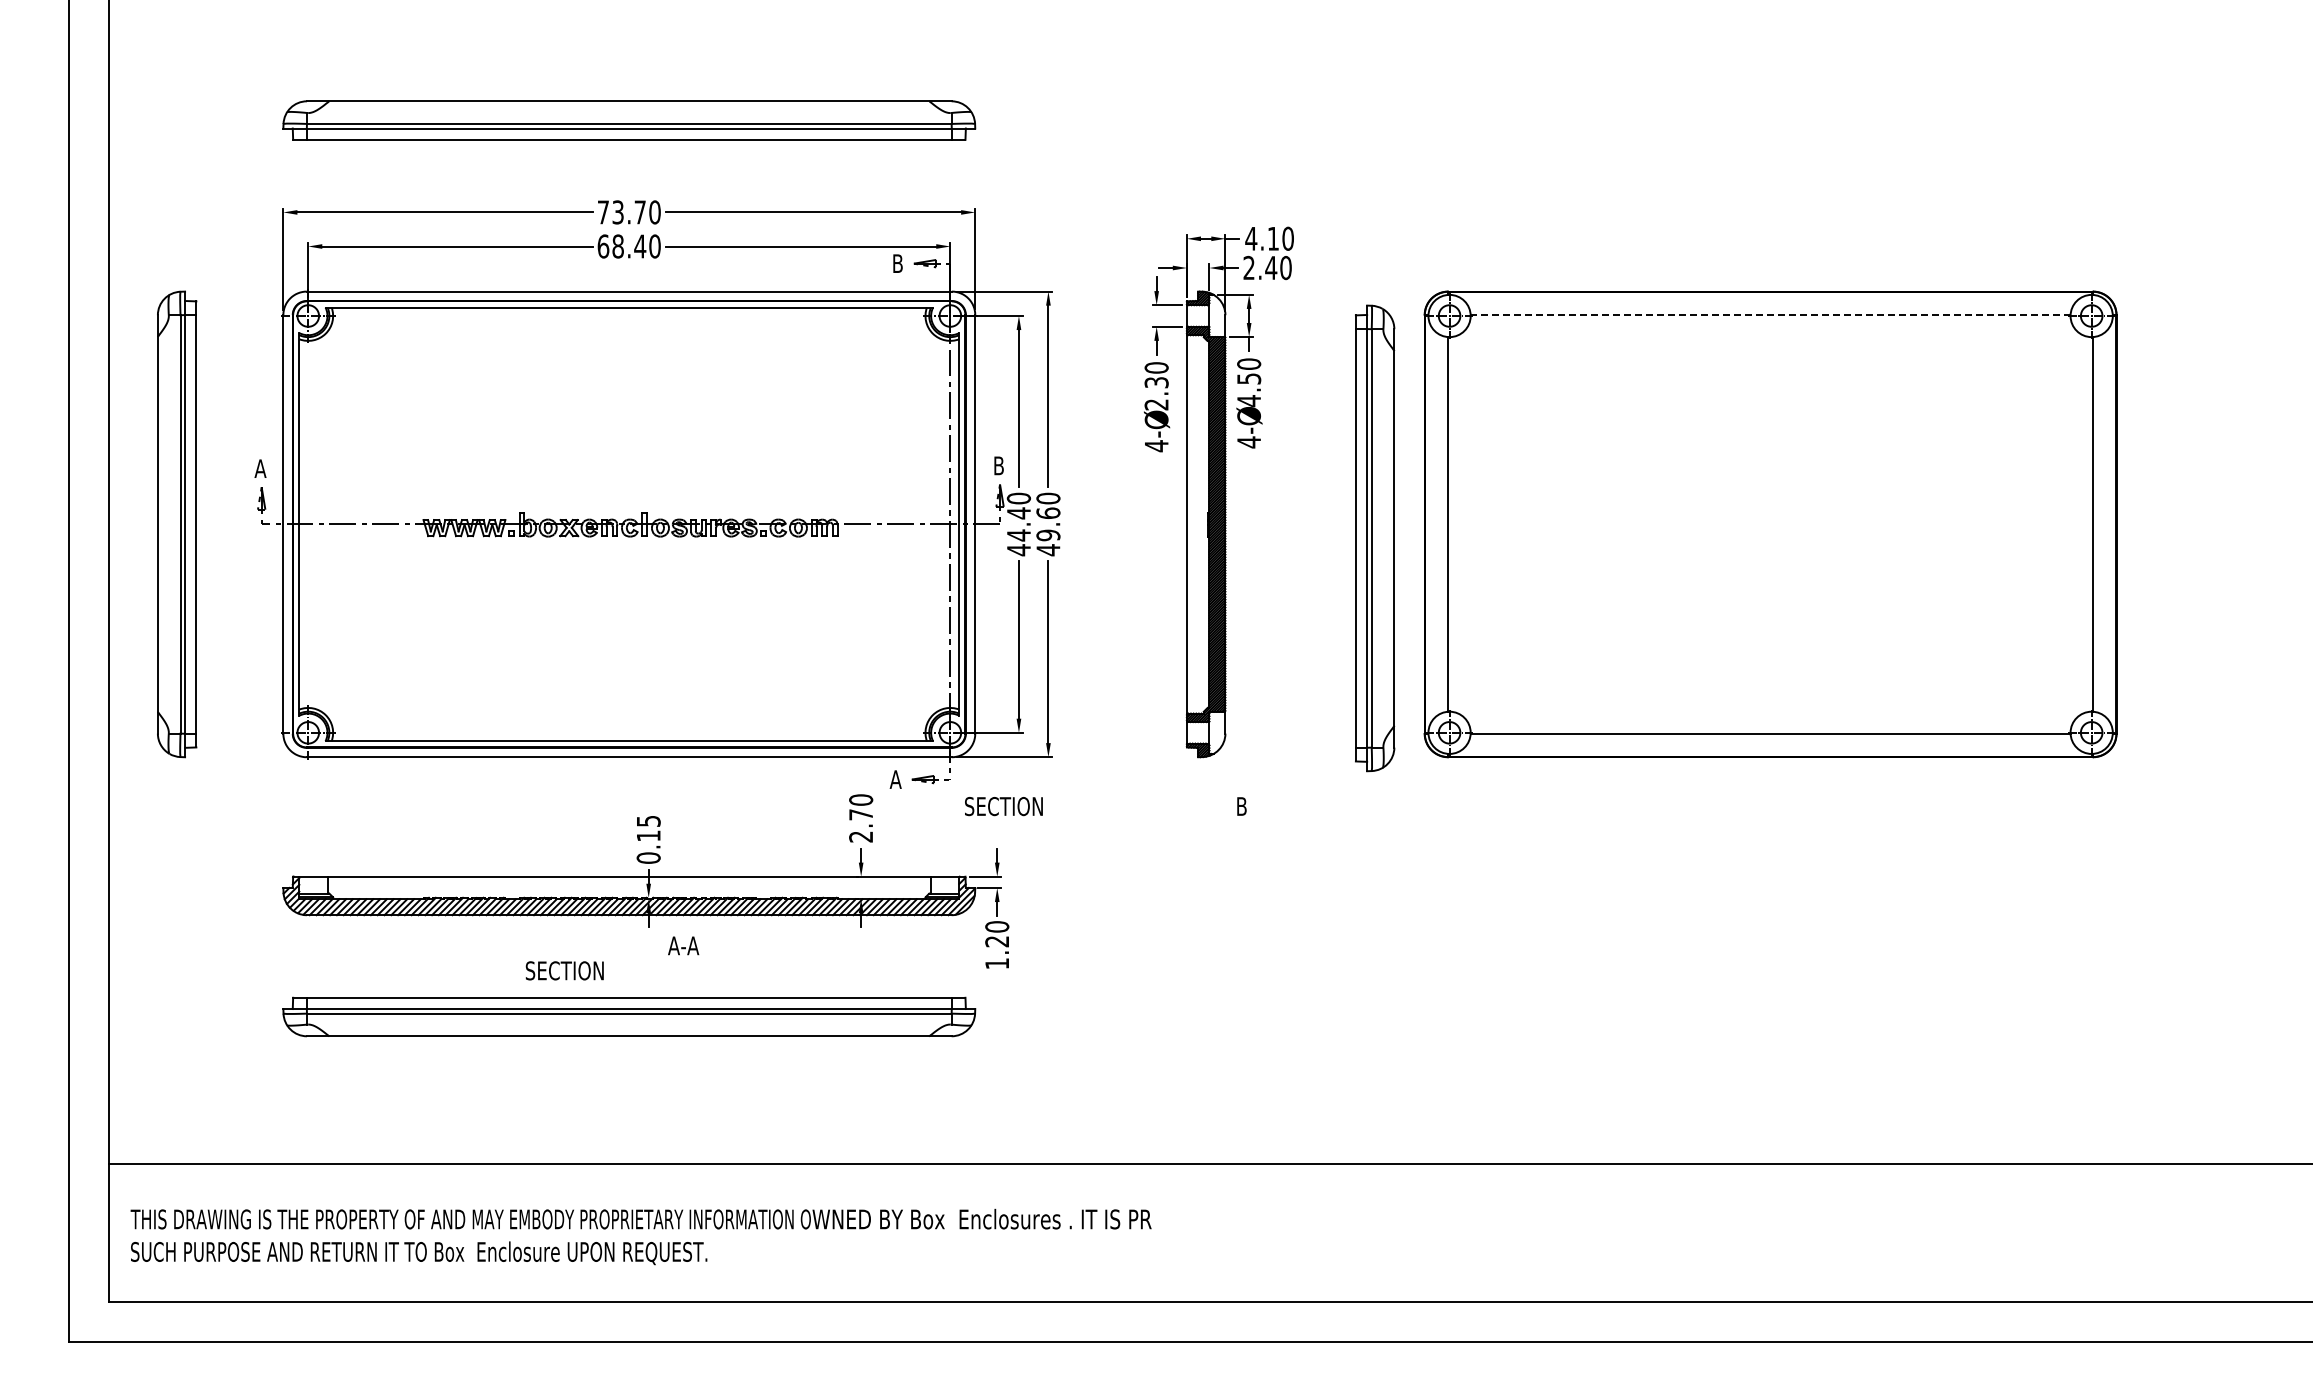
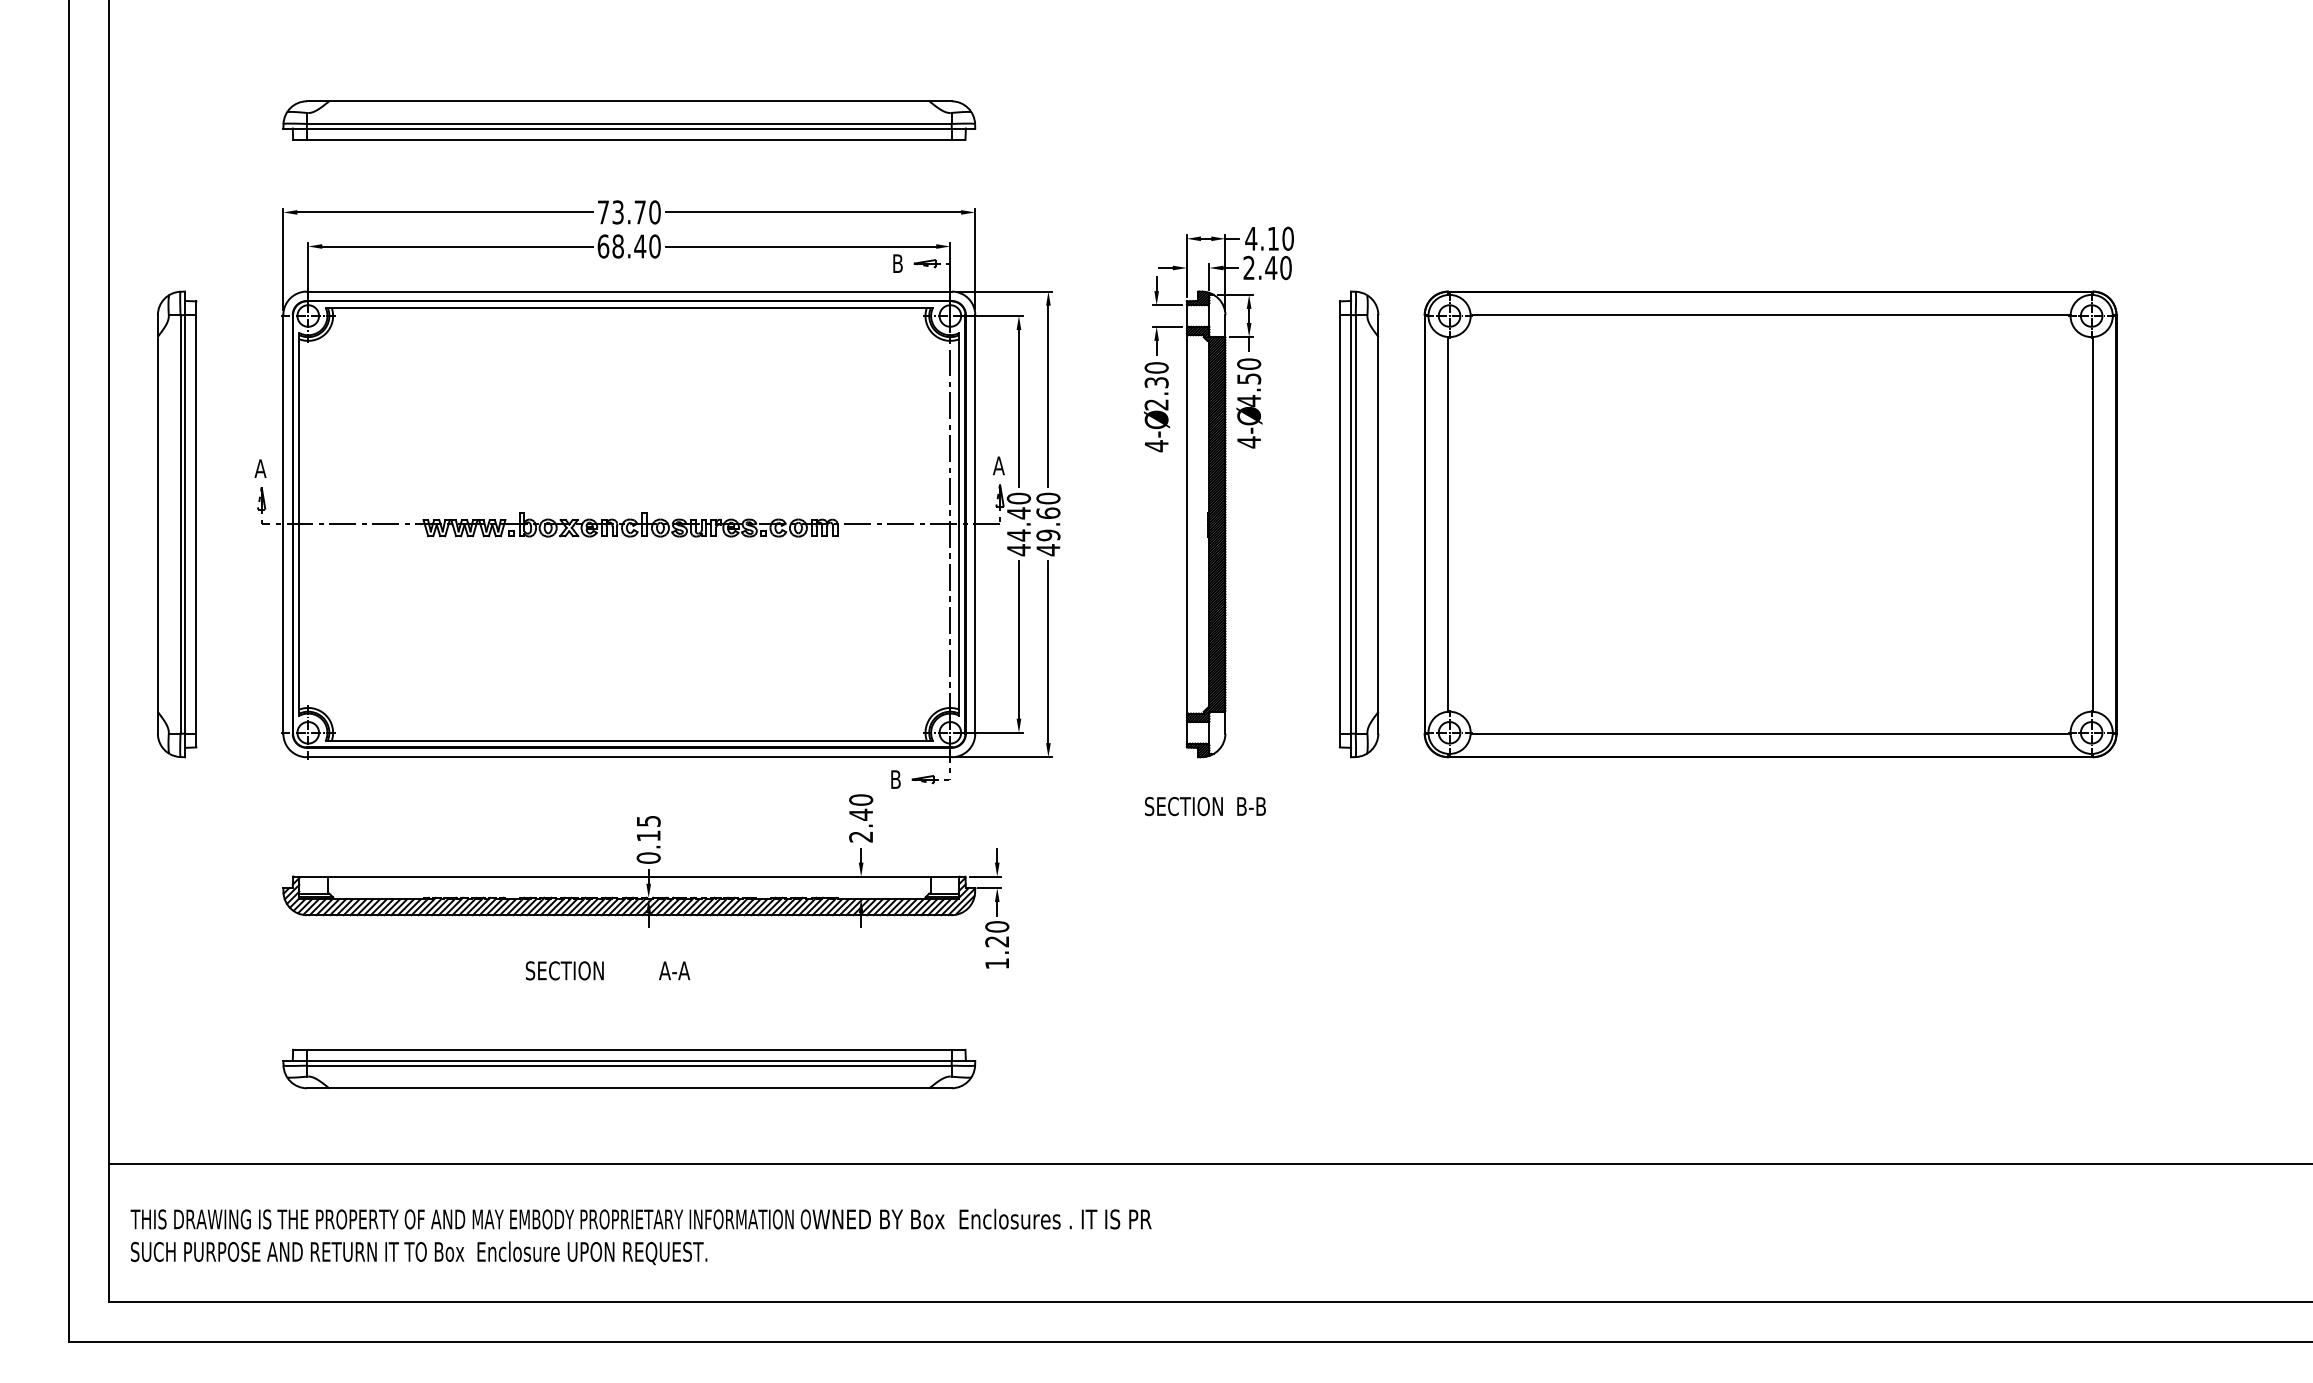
line: dashed -> solid (1770, 315)
text: B -> A (998, 465)
part position: (1375, 538) -> (1359, 524) (1359, 524)
text: A -> B (895, 779)
text position: (1003, 806) -> (1183, 806) (1183, 806)
text: B -> B-B (1257, 806)
text: 2.70 -> 2.40 (860, 814)
text position: (683, 945) -> (674, 970) (674, 970)
part position: (629, 1016) -> (629, 1068) (629, 1068)
